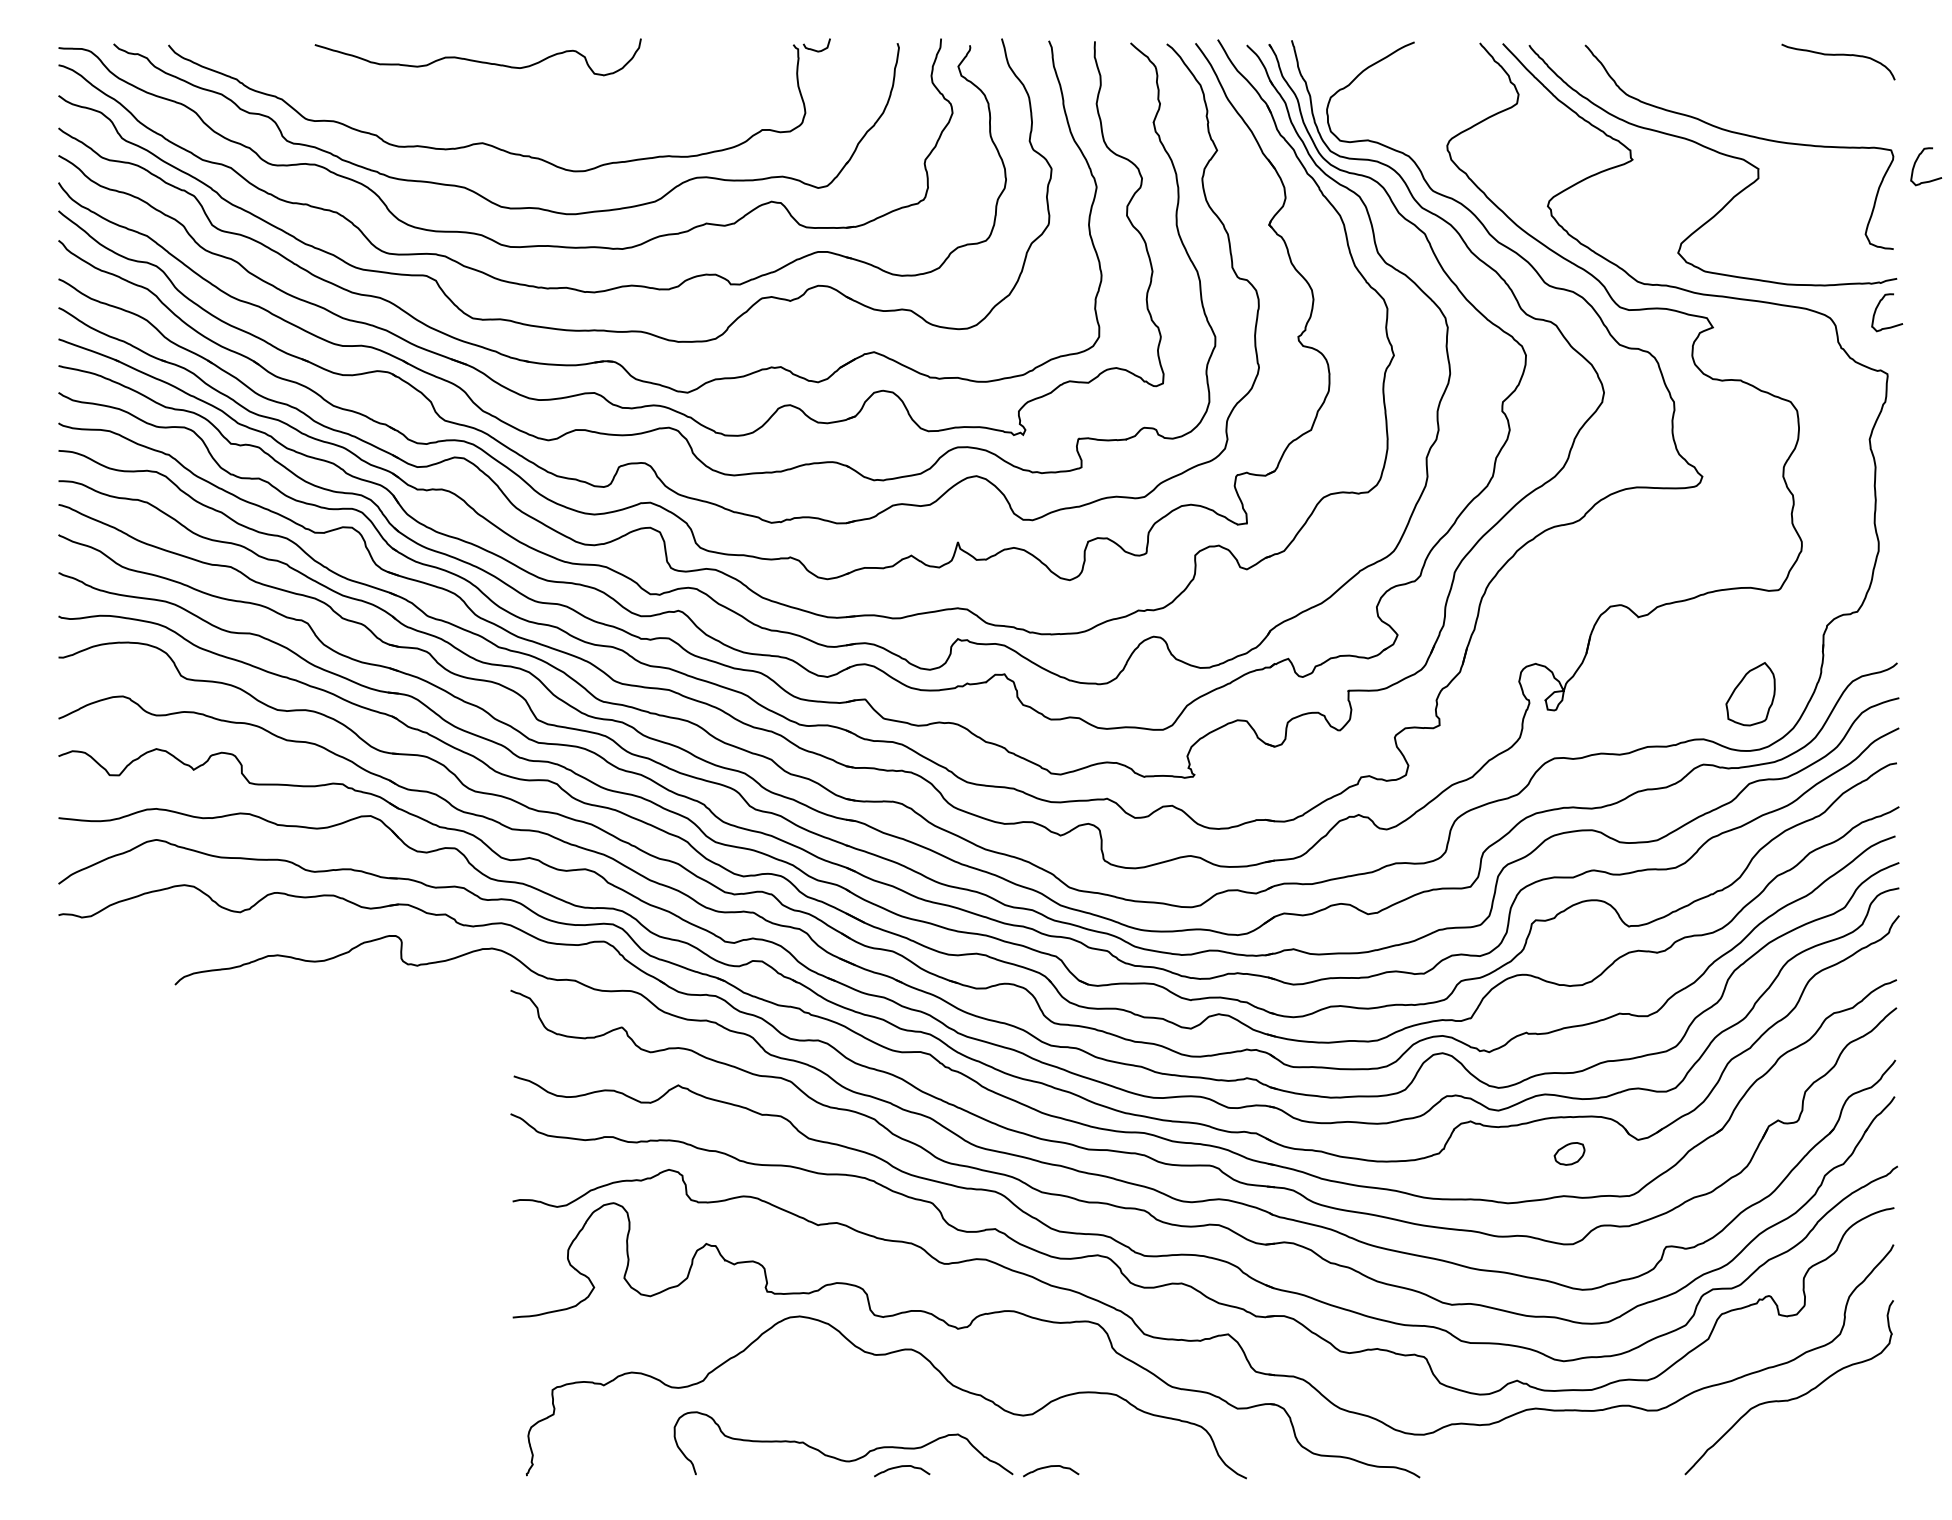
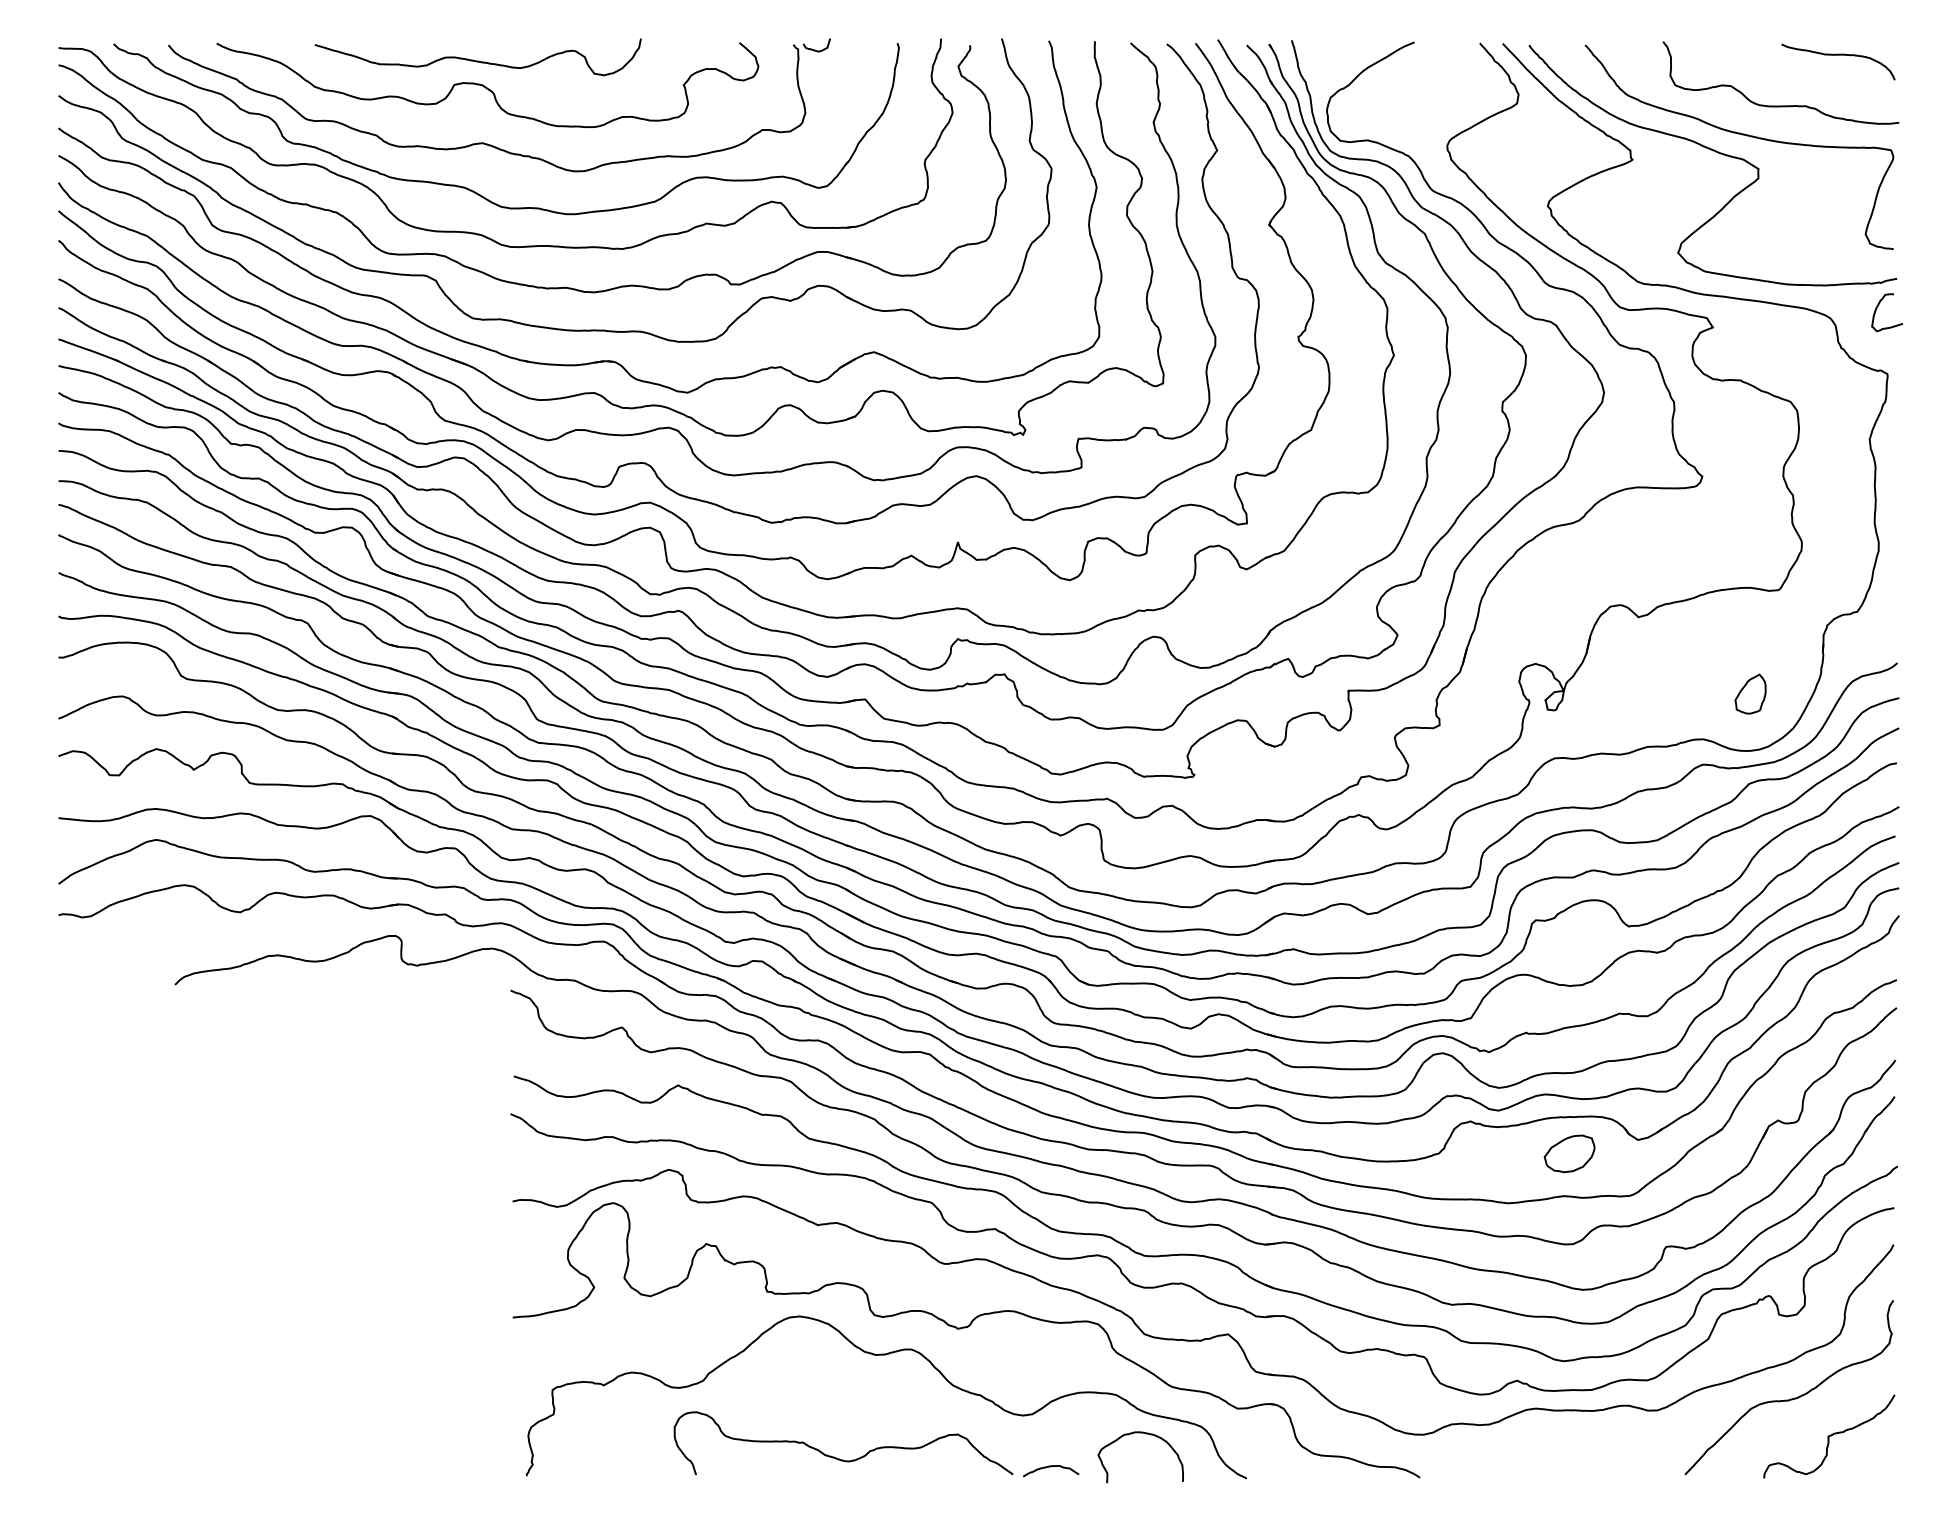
curve: none -> present (486, 86)
curve: none -> present (1780, 105)
curve: present -> none (1916, 162)
part size: 51x65 px -> 33x42 px (1750, 693)
part size: 33x24 px -> 53x40 px (1569, 1153)
curve: none -> present (1145, 1434)
curve: none -> present (1829, 1436)
curve: present -> none (902, 1467)
